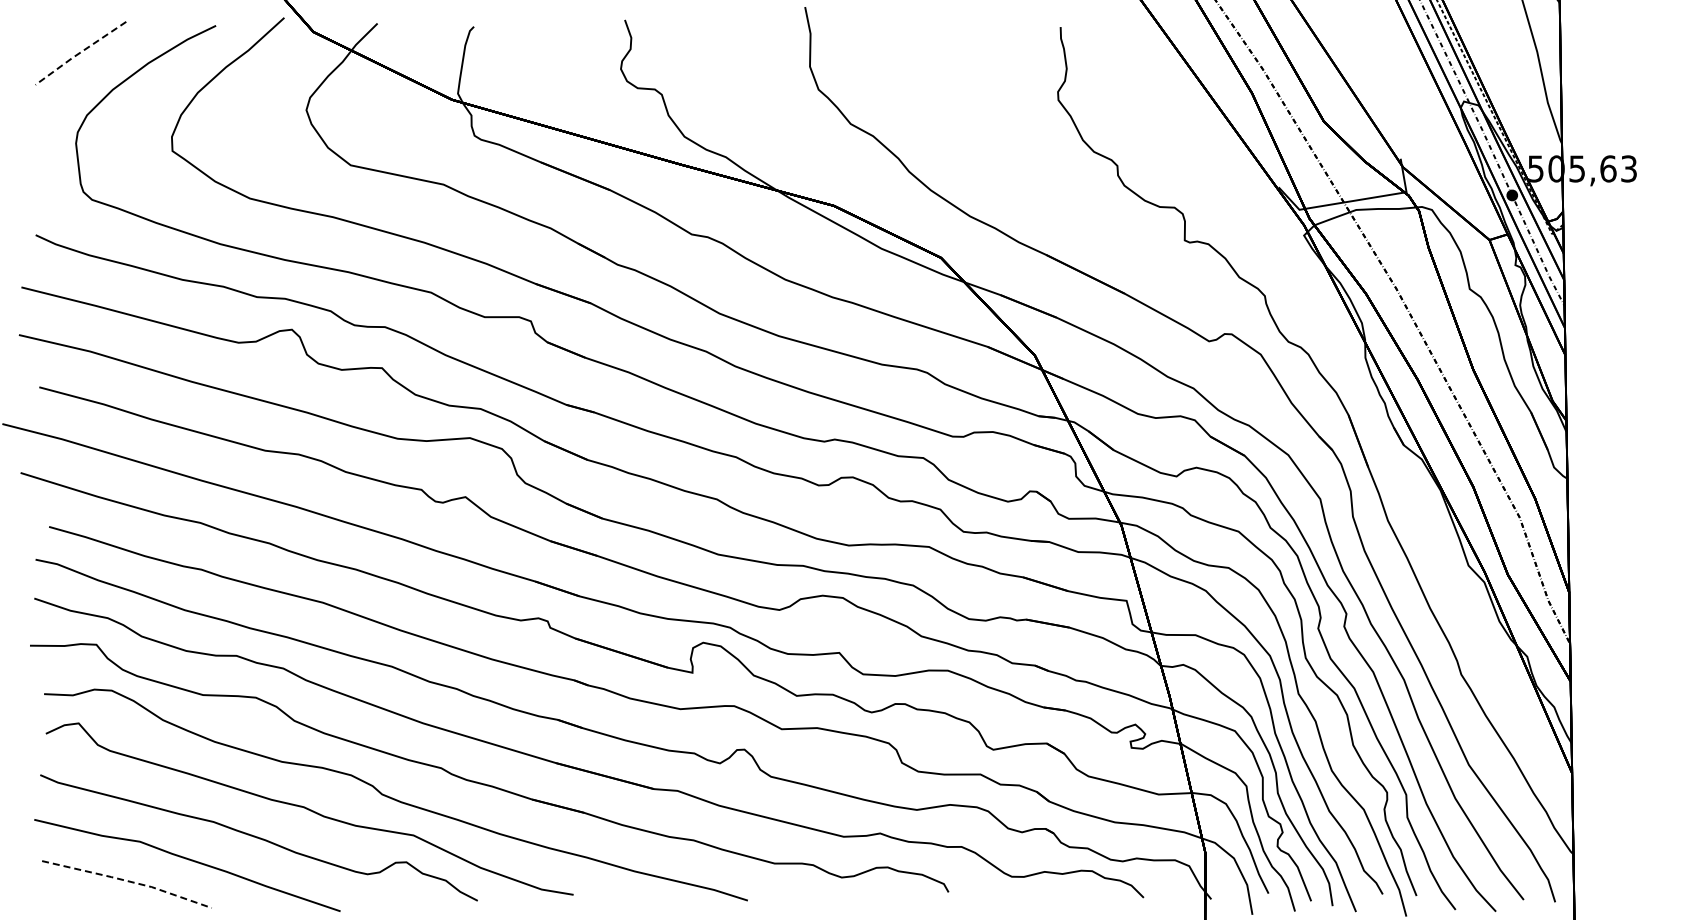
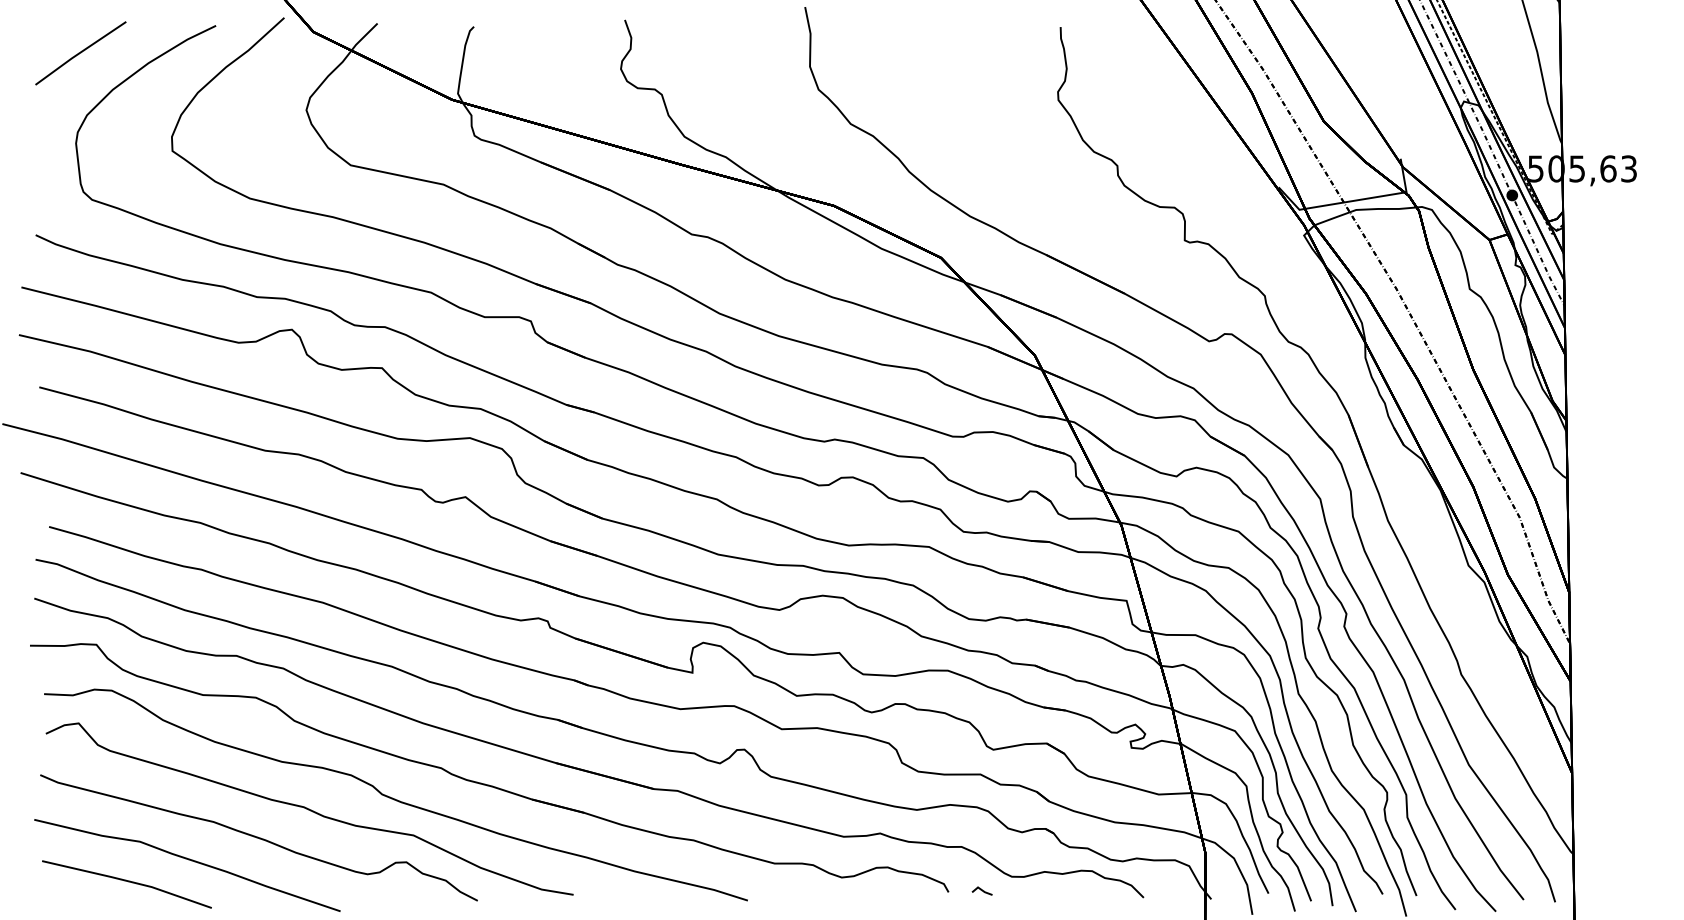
line: dashed -> solid (80, 52)
line: dashed -> solid (128, 881)
line: none -> present (981, 890)
